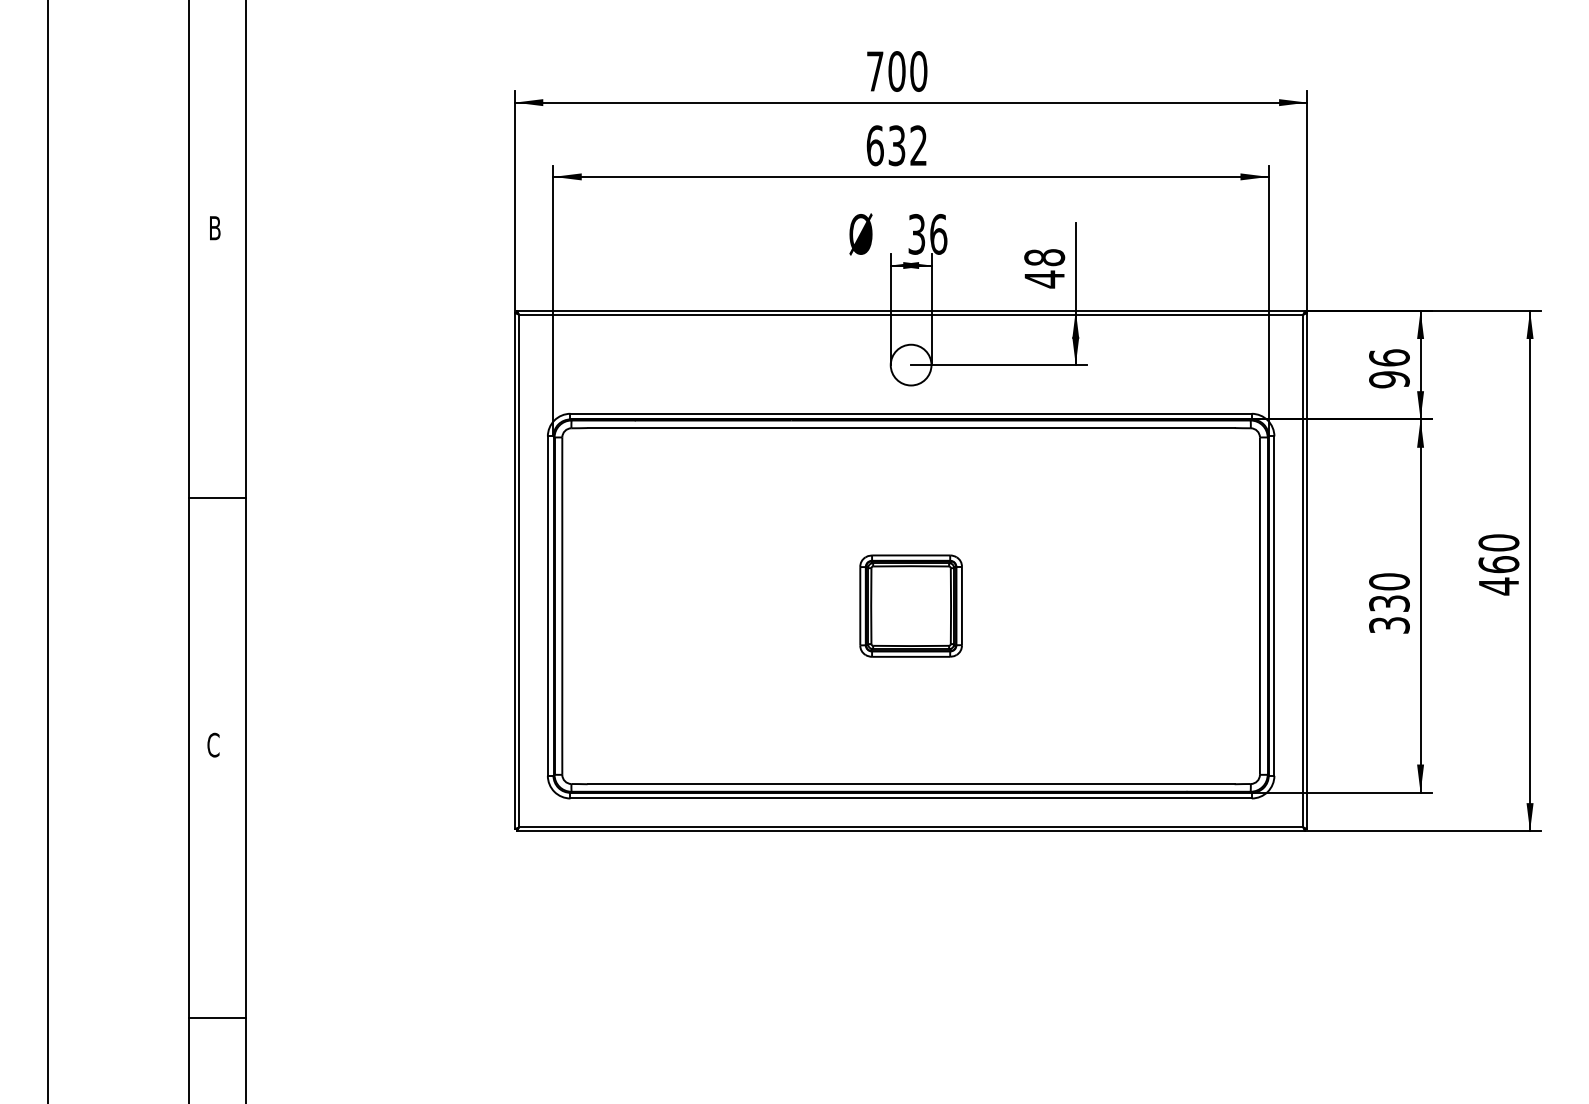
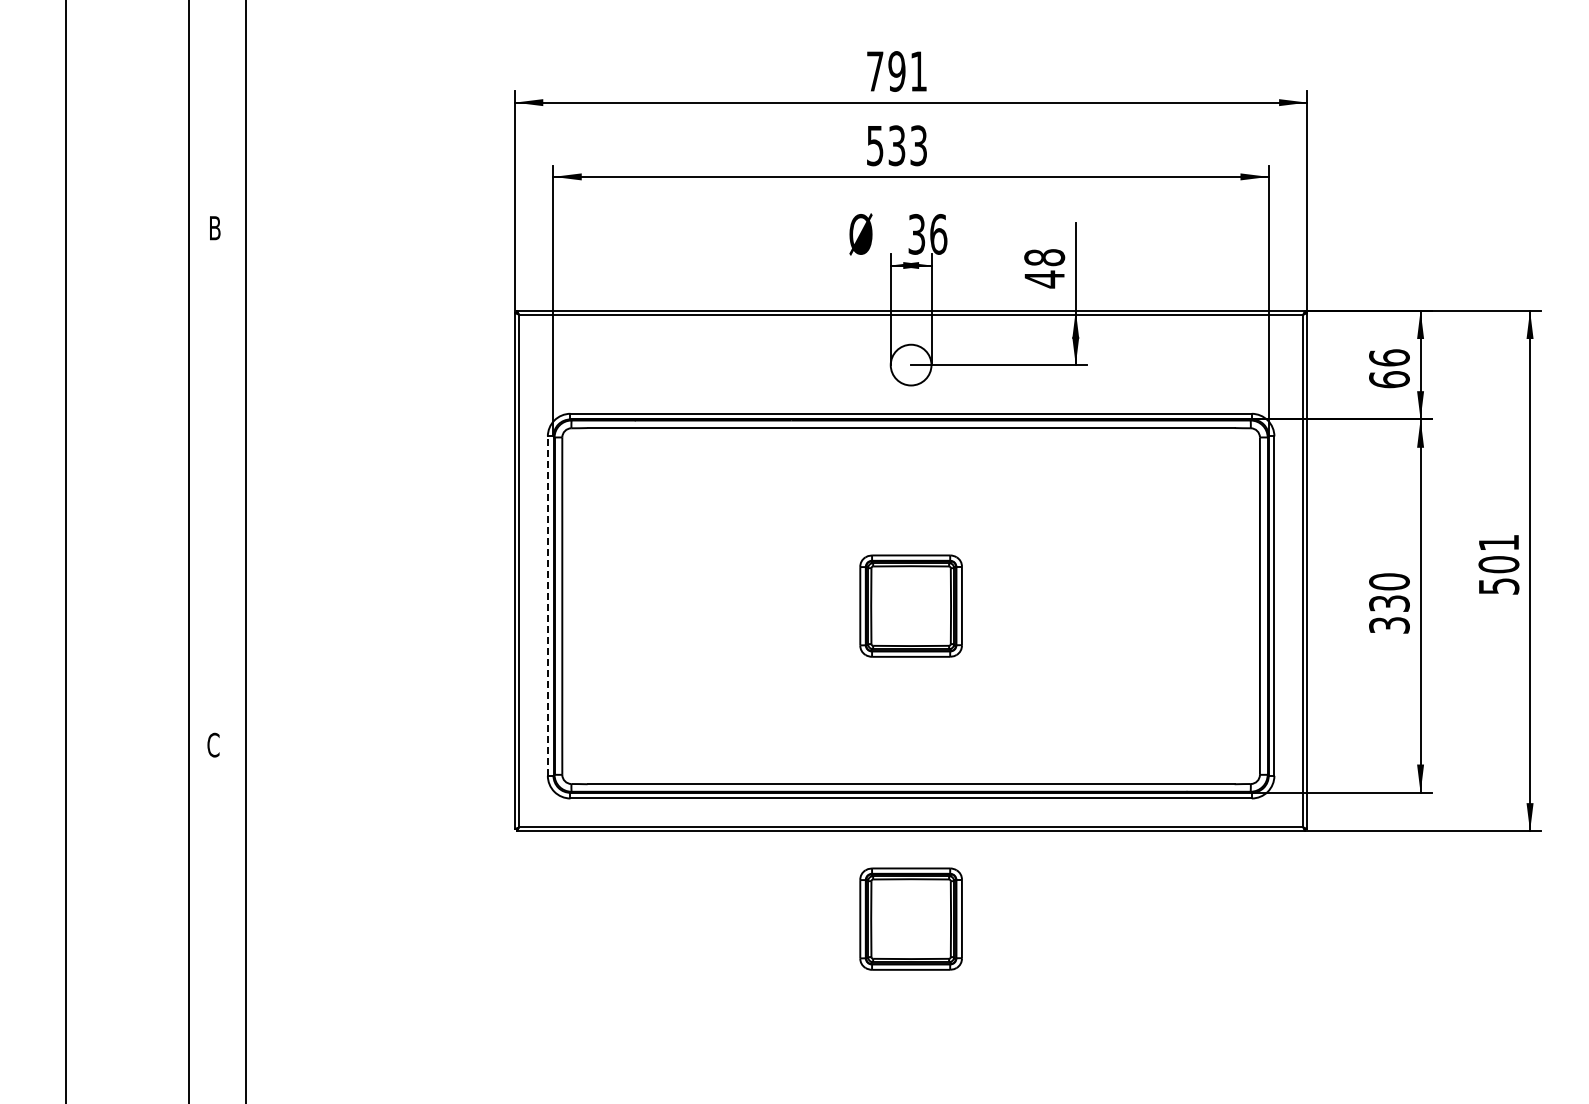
text: 700 -> 791 (907, 71)
text: 632 -> 533 (896, 145)
text: 96 -> 66 (1389, 379)
line: present -> none (217, 497)
line position: (47, 551) -> (65, 551) (65, 551)
text: 460 -> 501 (1498, 564)
line: solid -> dashed (547, 606)
part: none -> present (910, 918)
line: present -> none (217, 1018)
